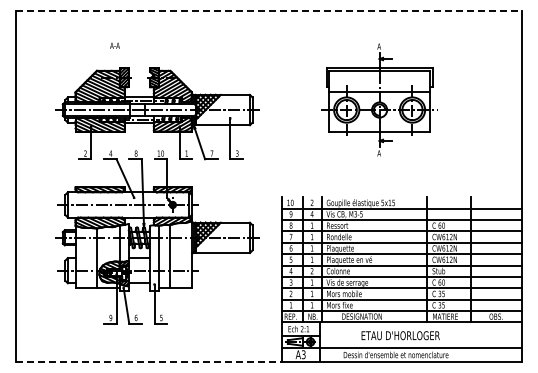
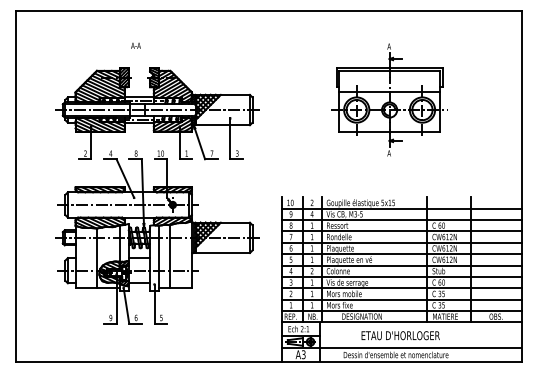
line: dashed -> solid (269, 11)
text position: (114, 45) -> (135, 45) (135, 45)
part position: (379, 99) -> (389, 99) (389, 99)
line: dashed -> solid (148, 361)
